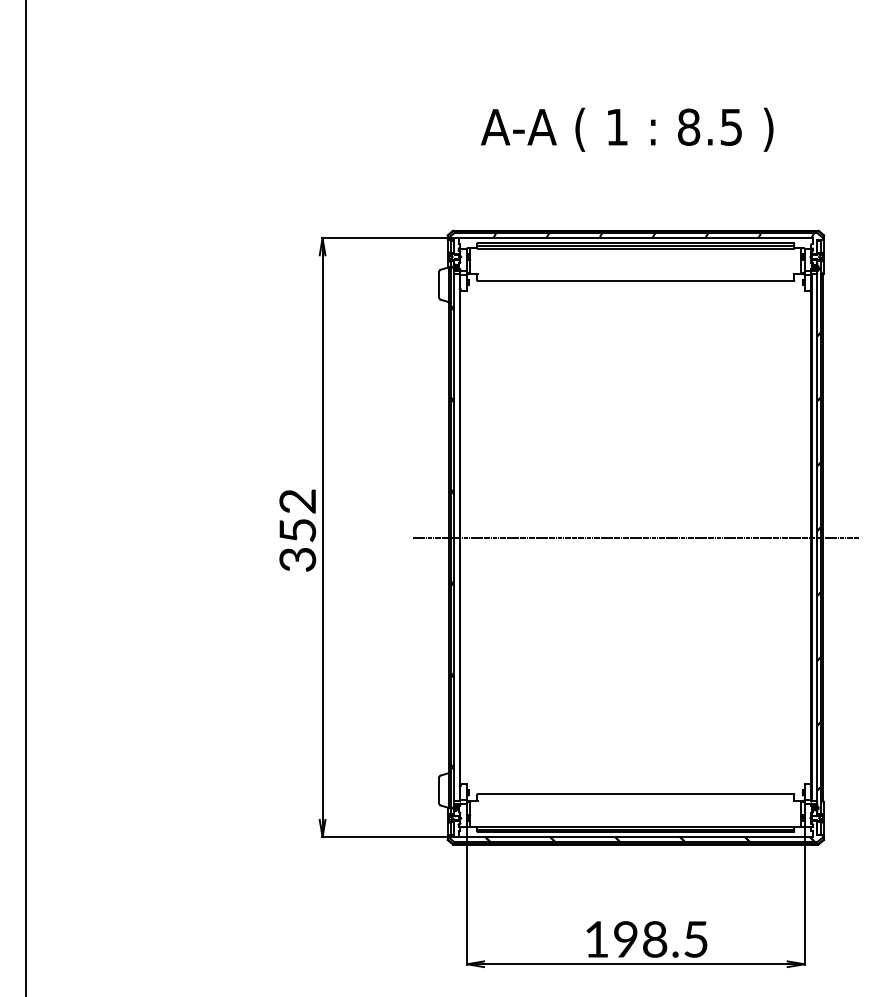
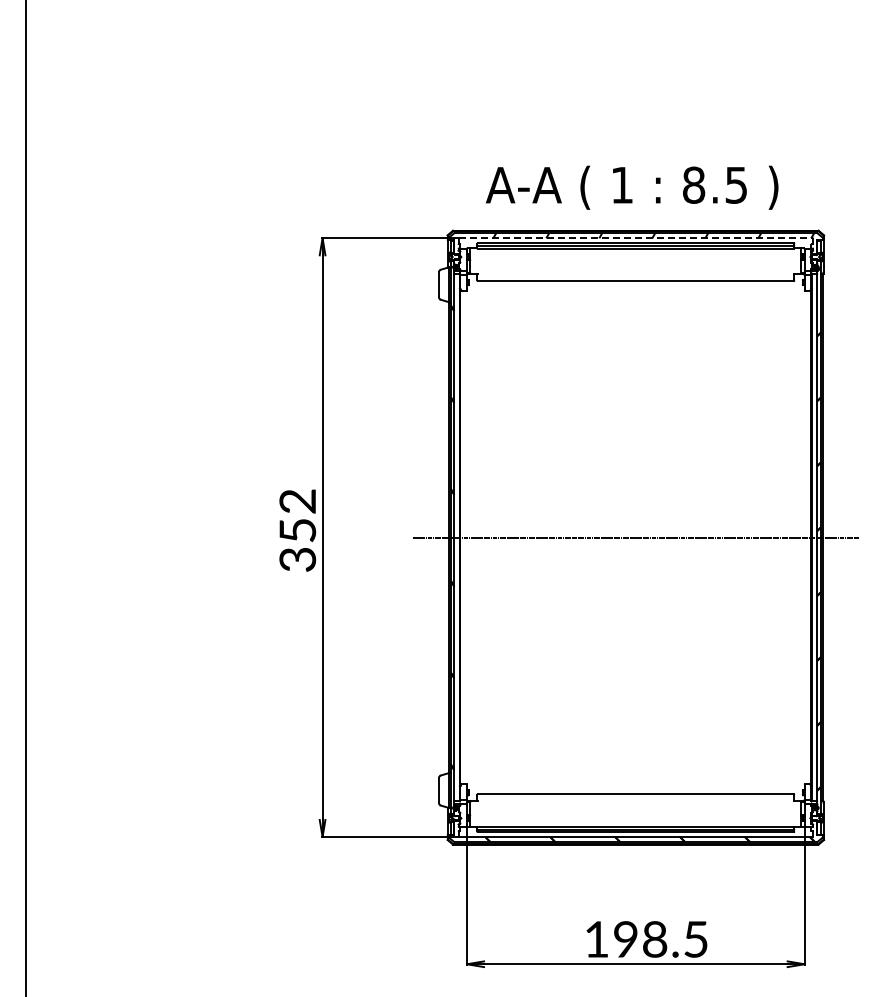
text position: (627, 129) -> (632, 187) (632, 187)
line: solid -> dashed (635, 238)
